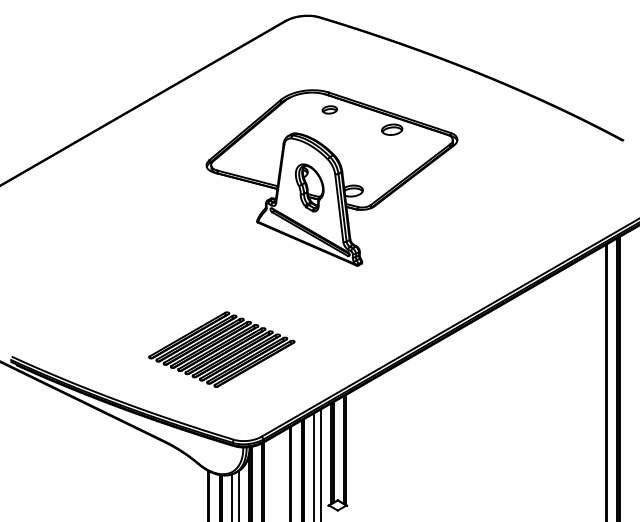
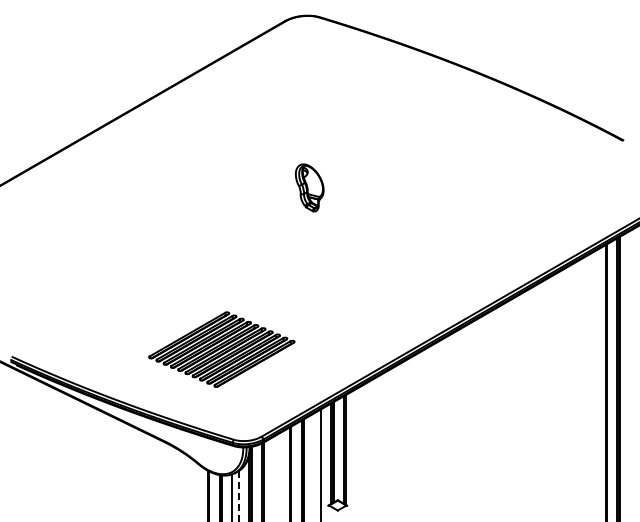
part: present -> none (331, 177)
line: present -> none (314, 465)
line: solid -> dashed (239, 496)
